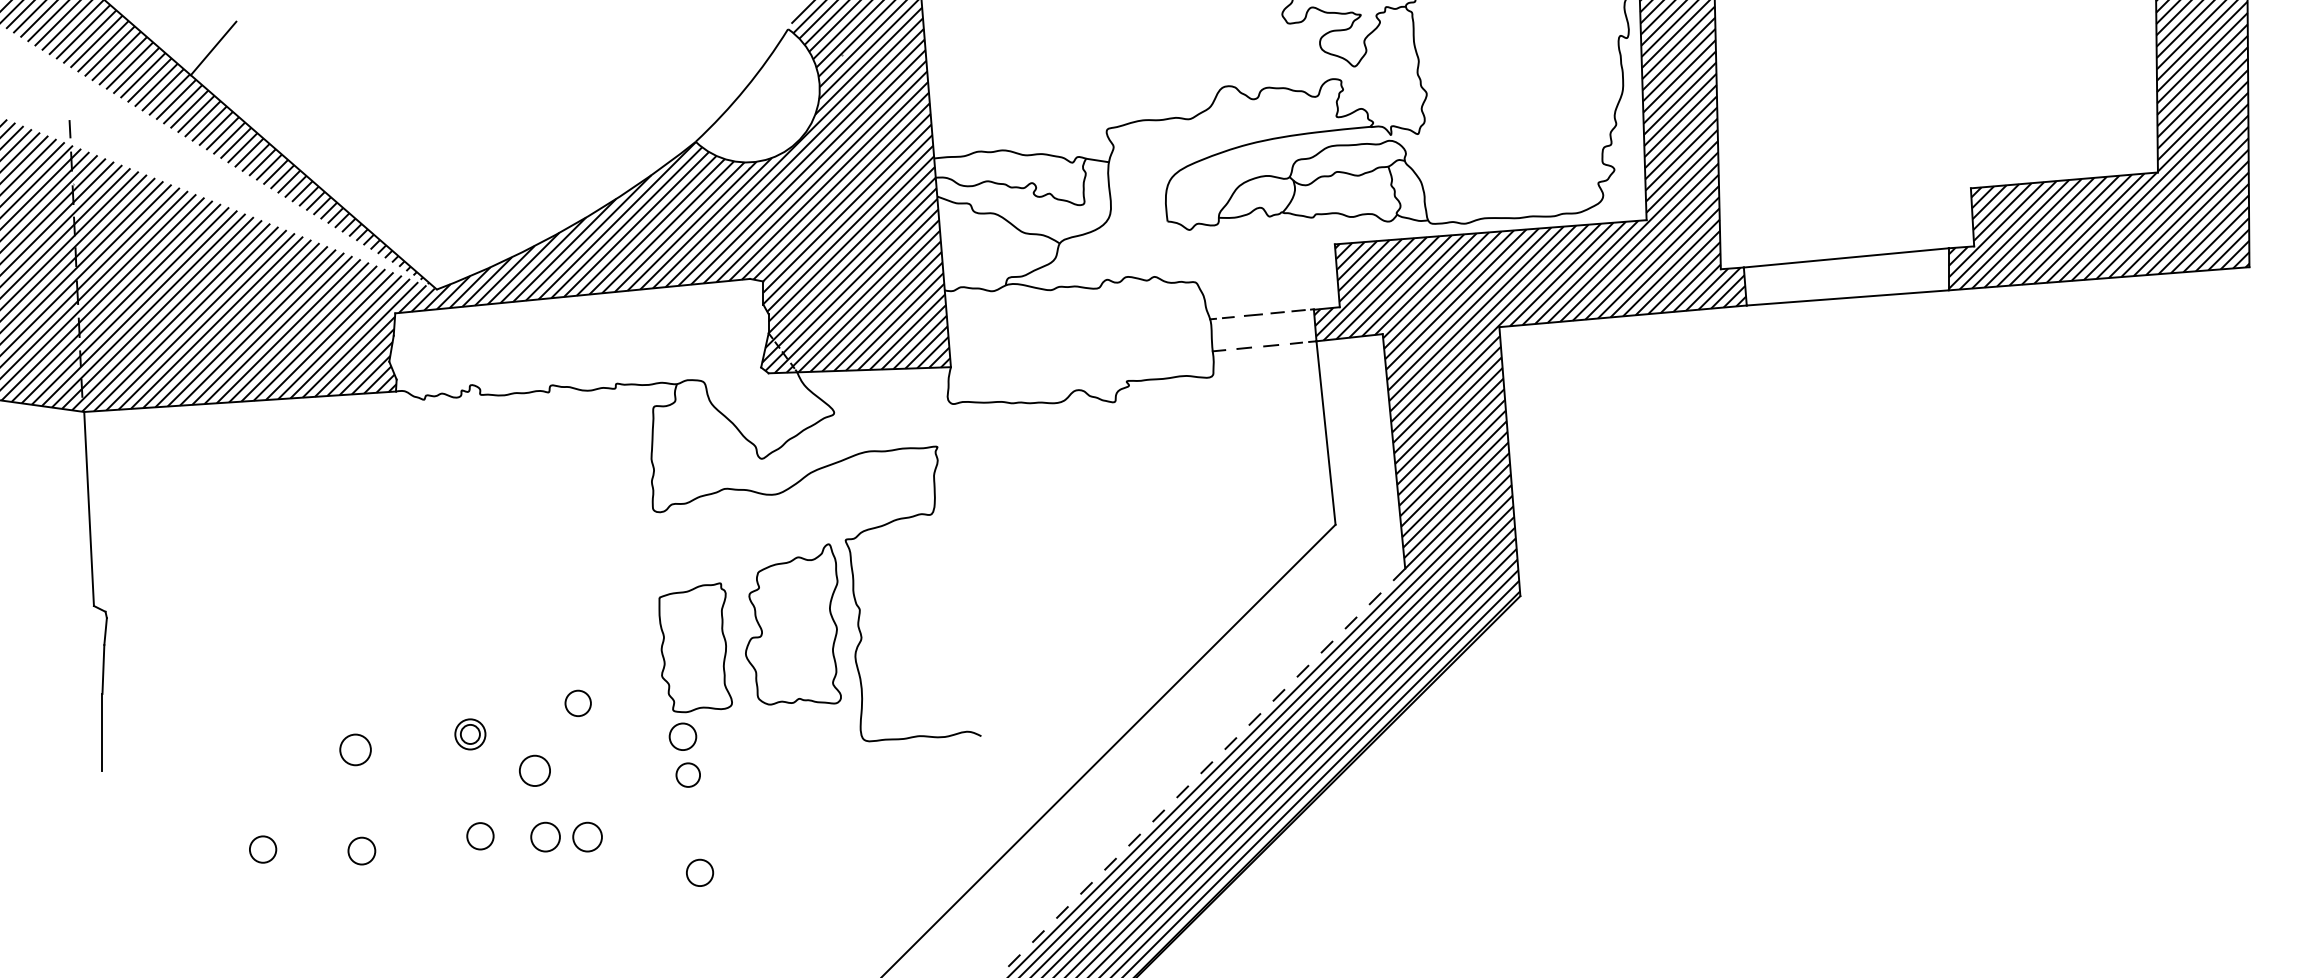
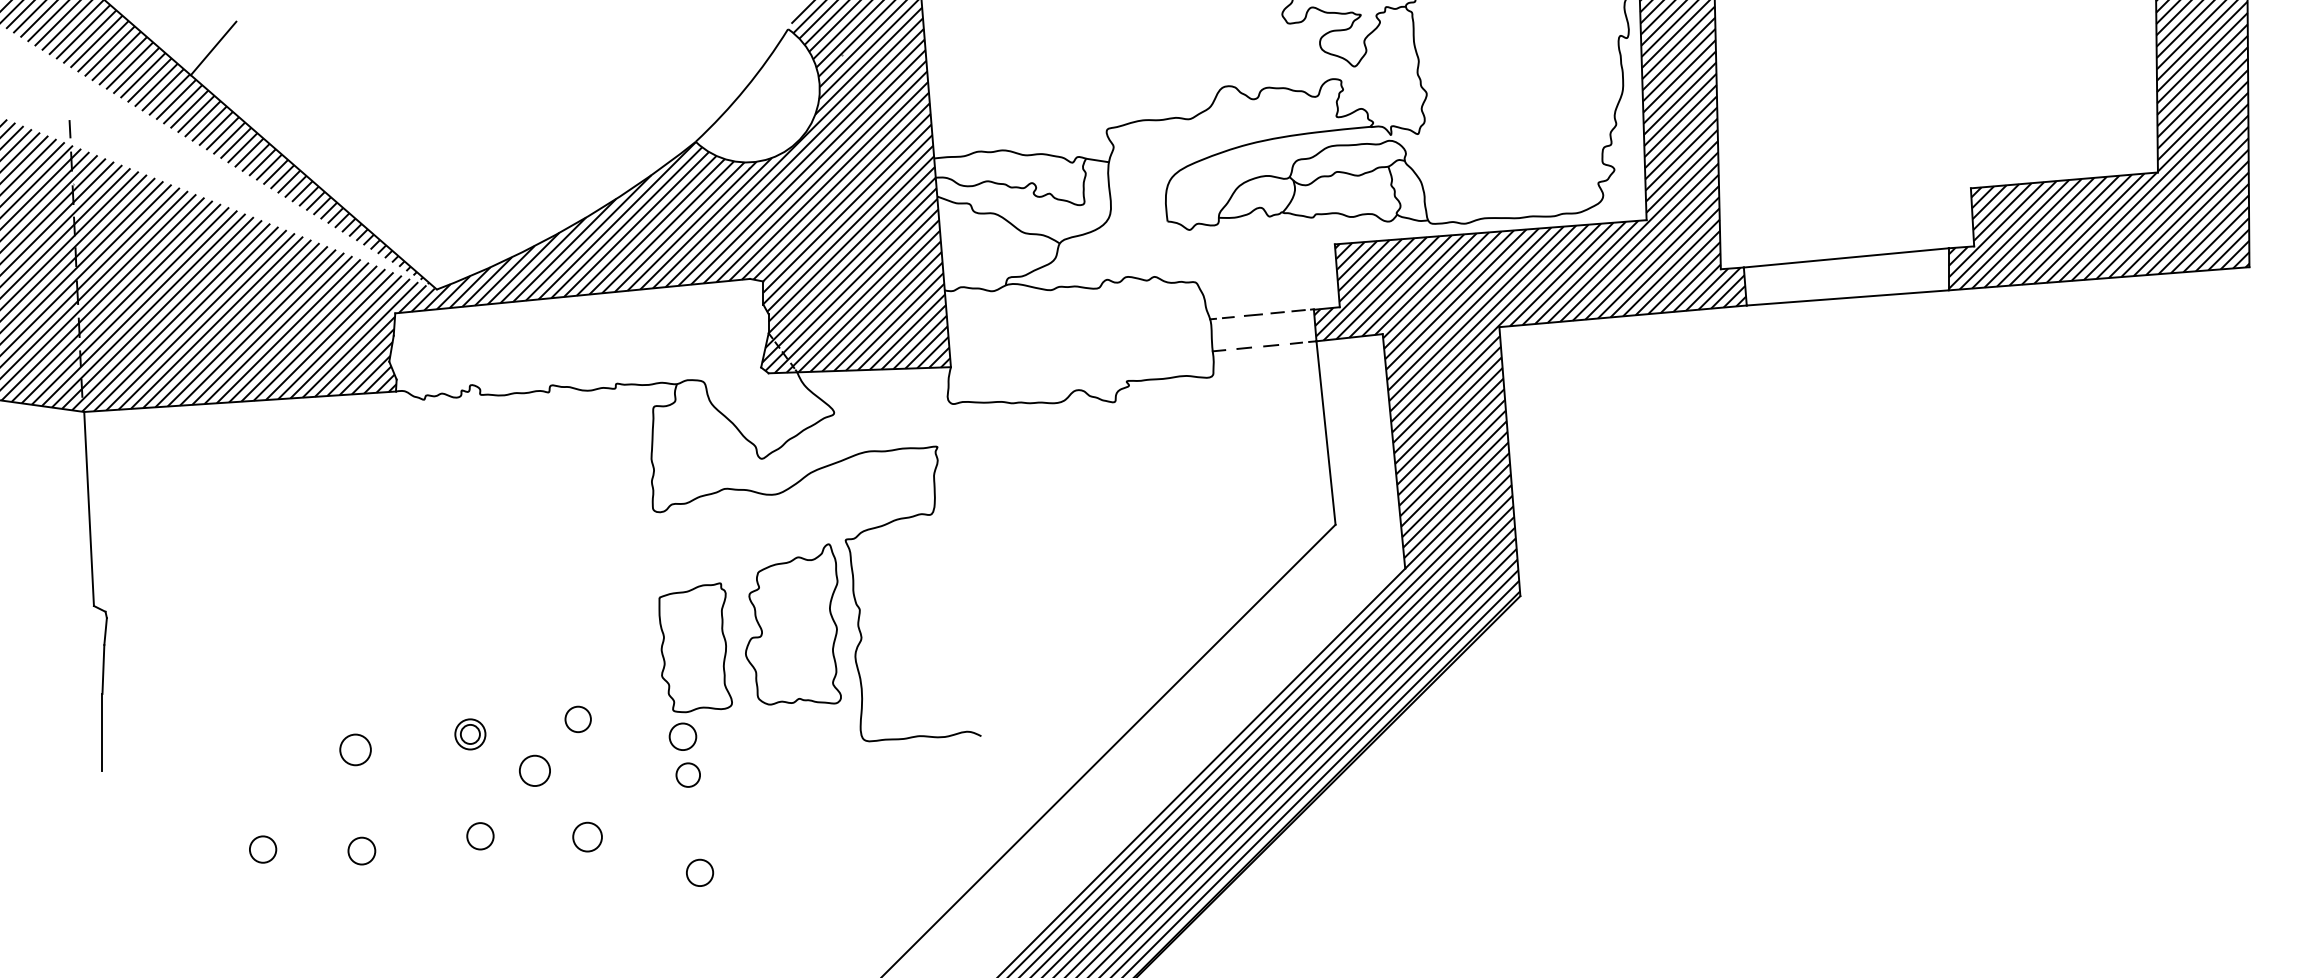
circle position: (577, 702) -> (577, 718) (577, 718)
line: dashed -> solid (1201, 773)
circle: present -> none (545, 836)
